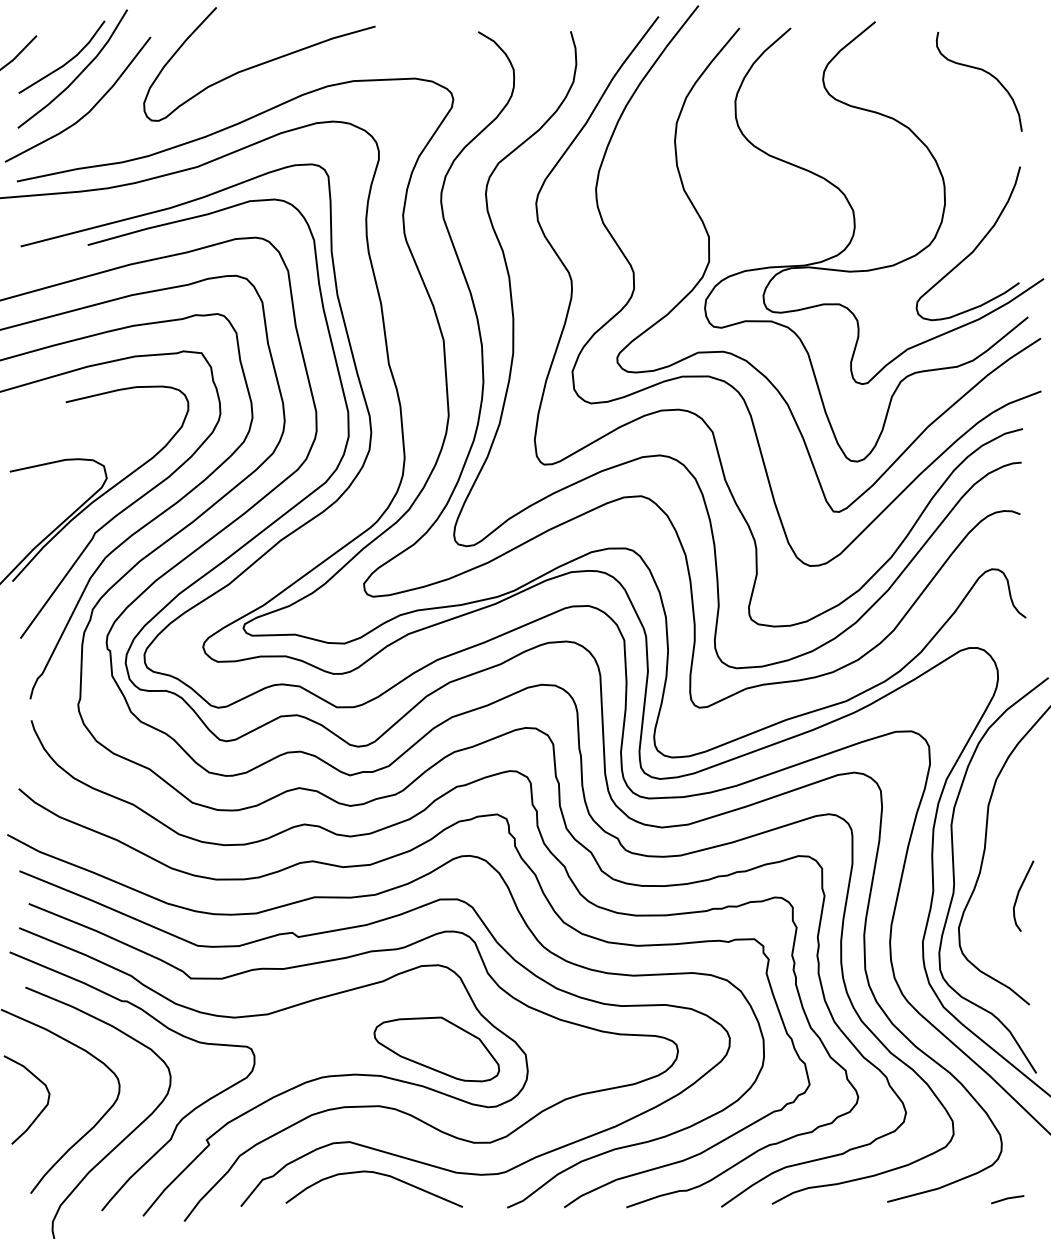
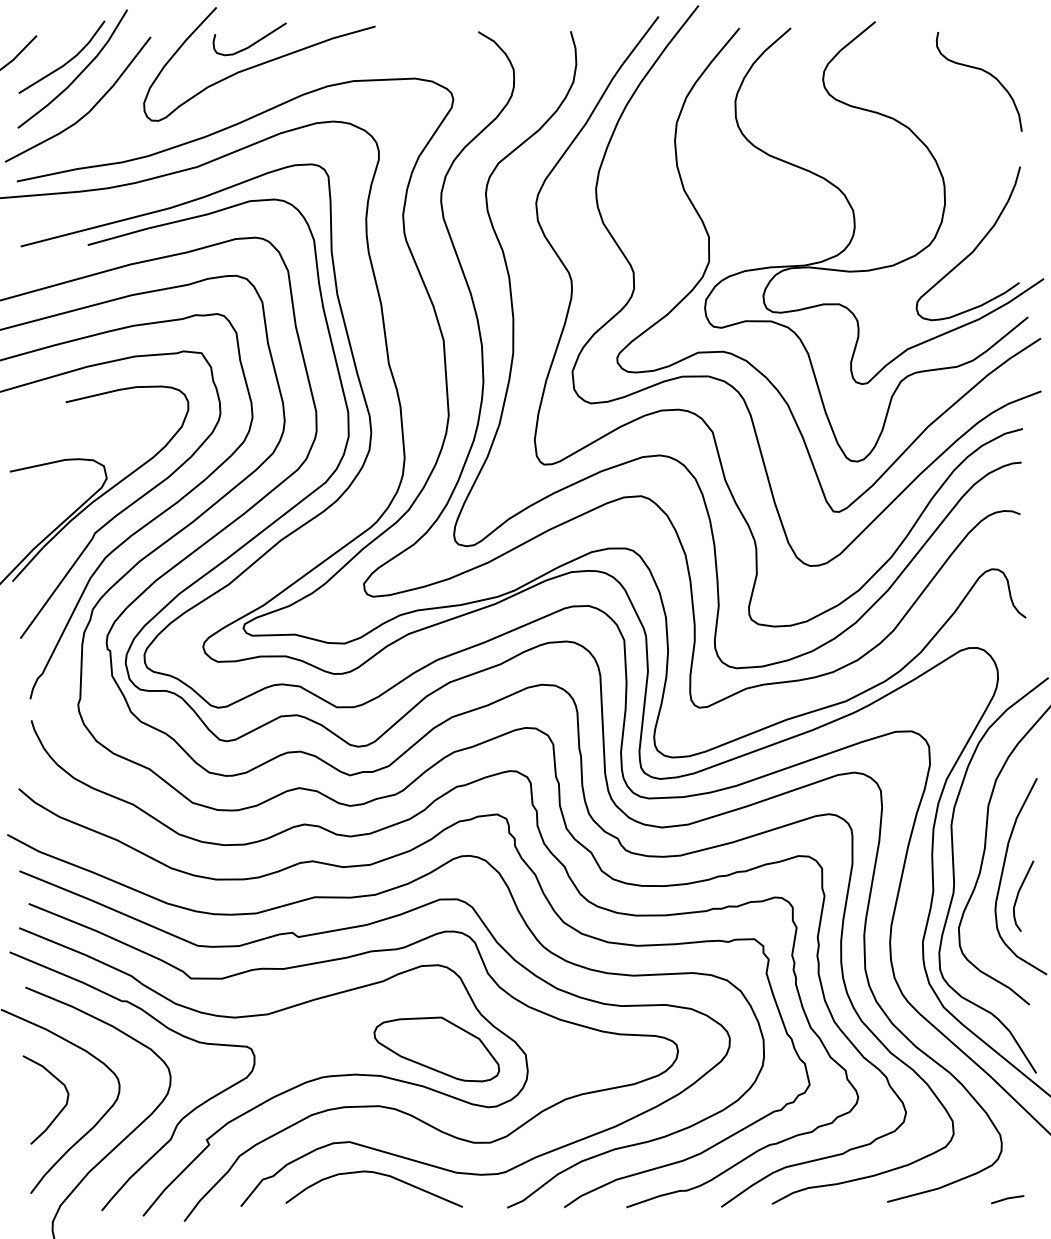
curve: none -> present (252, 43)
curve: none -> present (1003, 872)
part position: (39, 1112) -> (58, 1112) (58, 1112)
